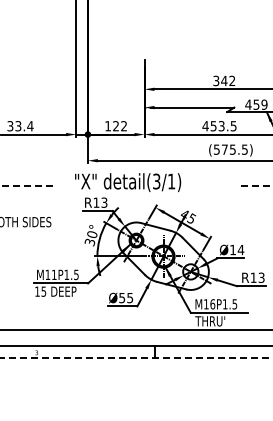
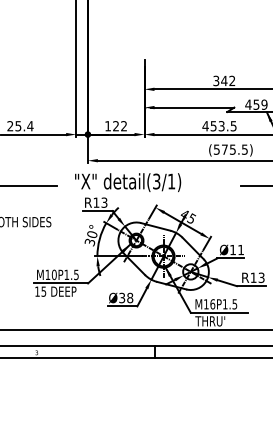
text: 33.4 -> 25.4 (14, 126)
line: dashed -> solid (29, 185)
line: dashed -> solid (257, 185)
text: Ø14 -> Ø11 (240, 250)
text: M11P1.5 -> M10P1.5 (53, 274)
text: Ø55 -> Ø38 (126, 297)
line: dashed -> solid (136, 357)
